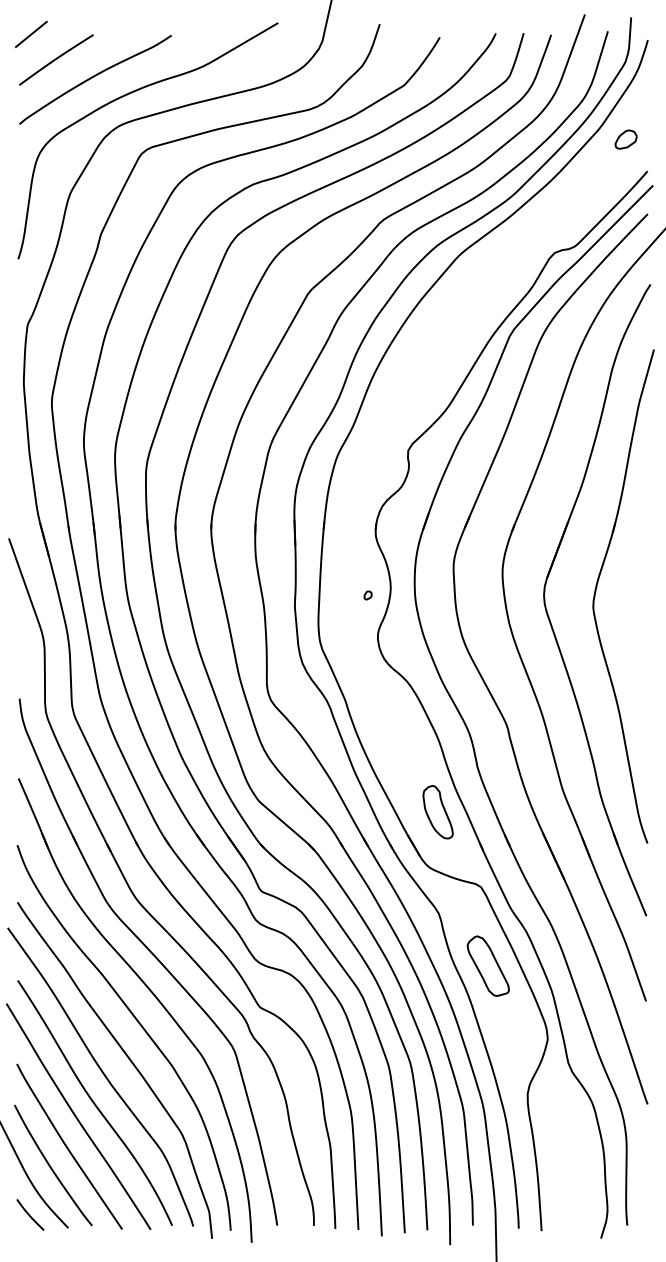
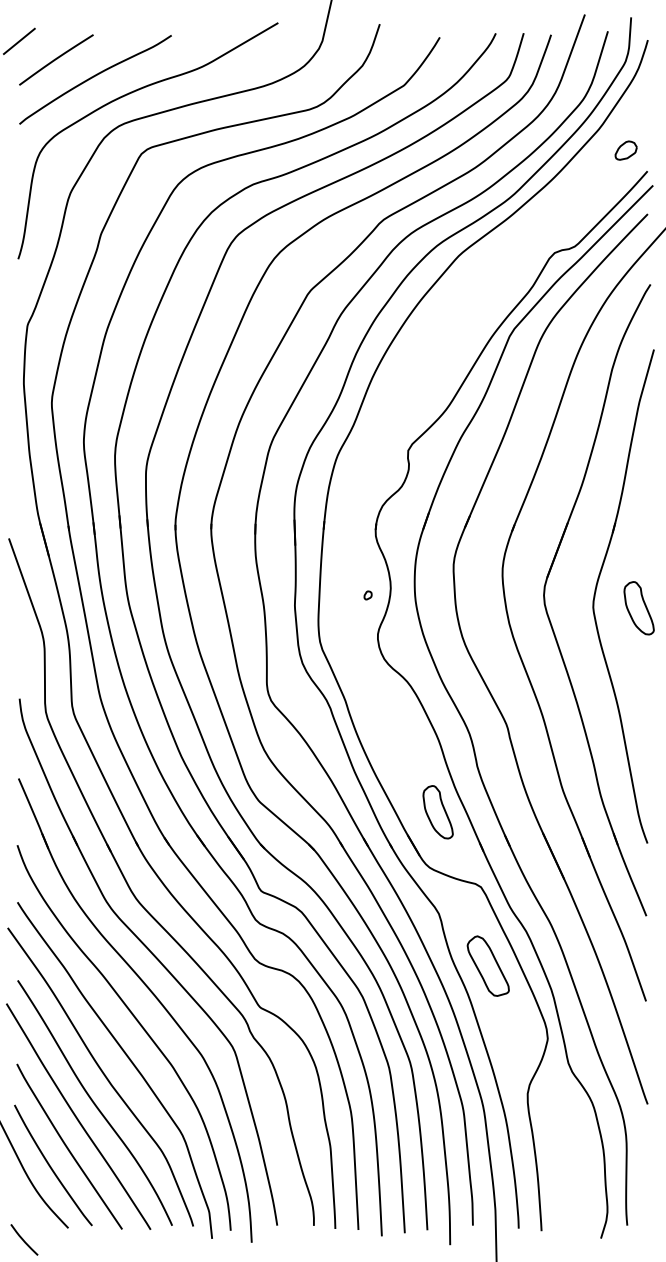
line position: (31, 33) -> (19, 40) (19, 40)
part position: (625, 139) -> (625, 150) (625, 150)
part: none -> present (638, 608)
curve position: (29, 1214) -> (23, 1239) (23, 1239)
